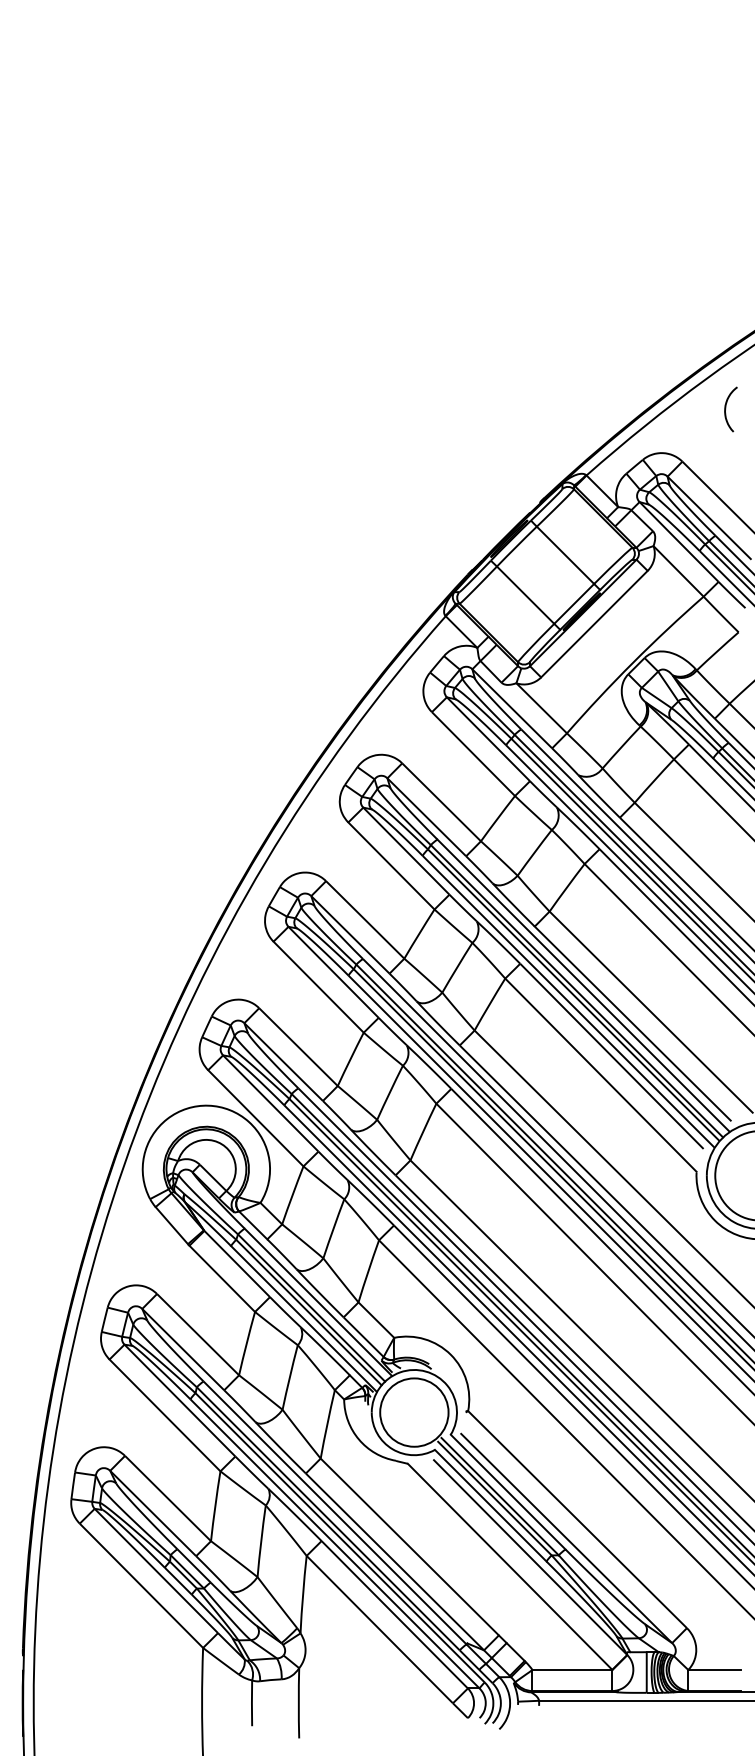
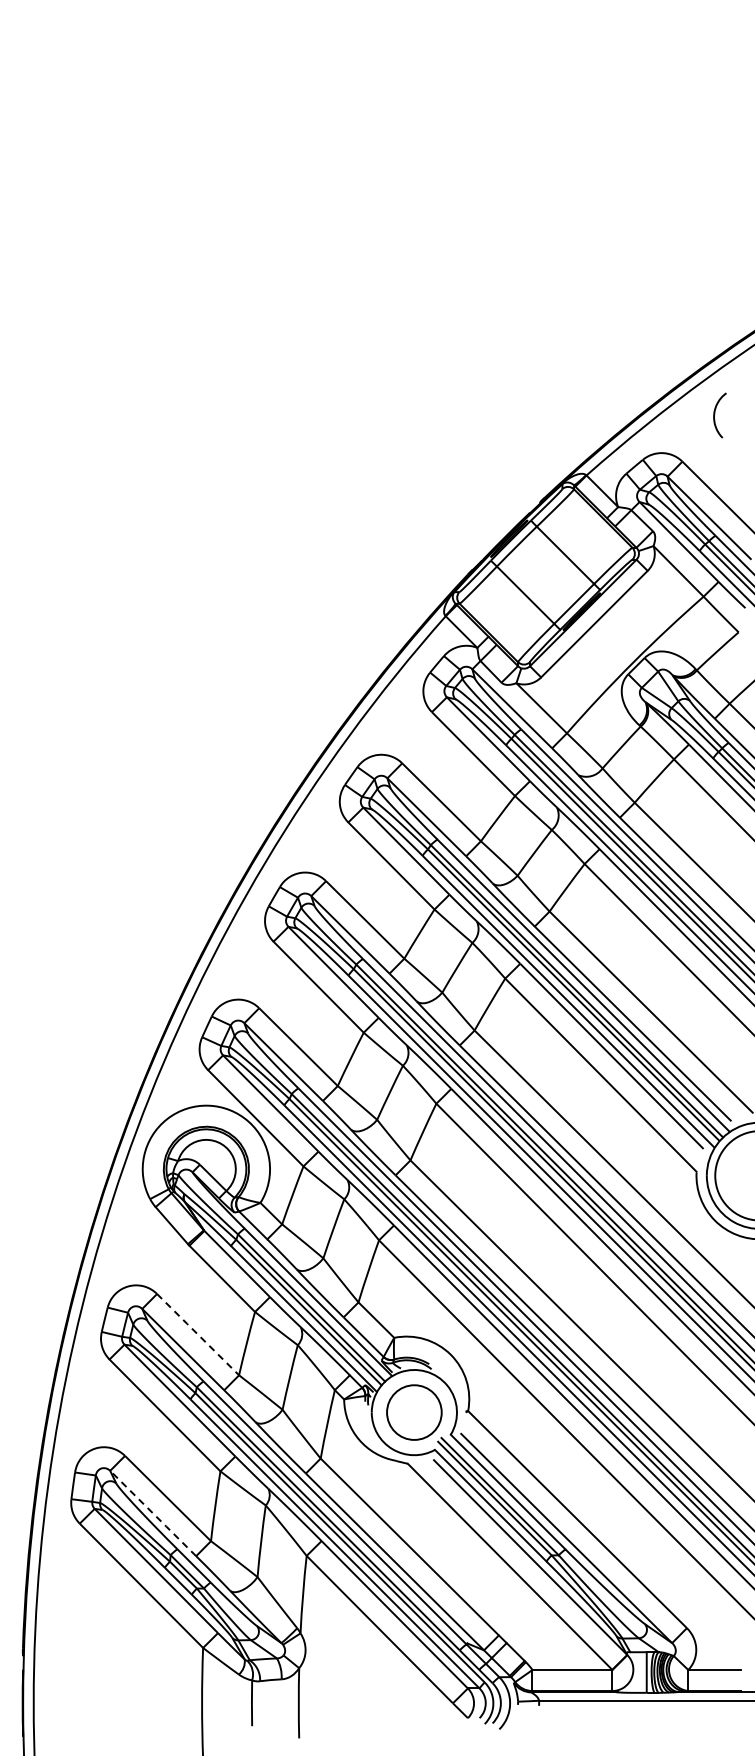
curve position: (726, 408) -> (715, 414) (715, 414)
line: solid -> dashed (197, 1334)
circle diameter: 68 px -> 55 px (414, 1412)
line: solid -> dashed (153, 1513)
